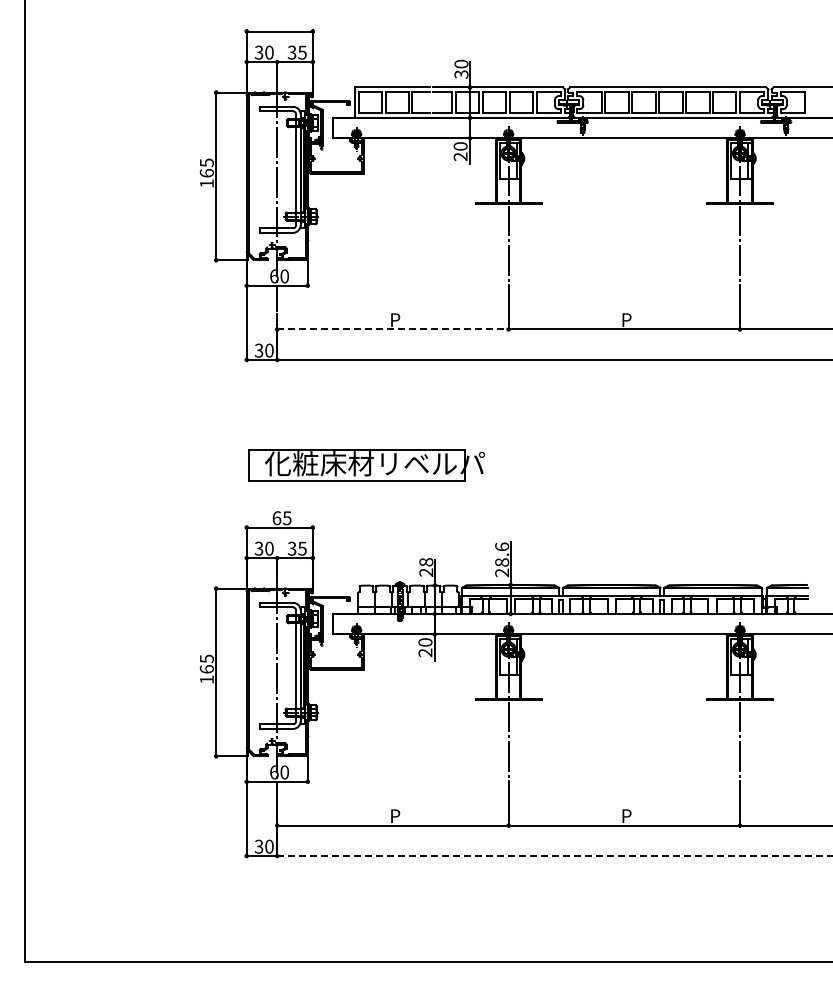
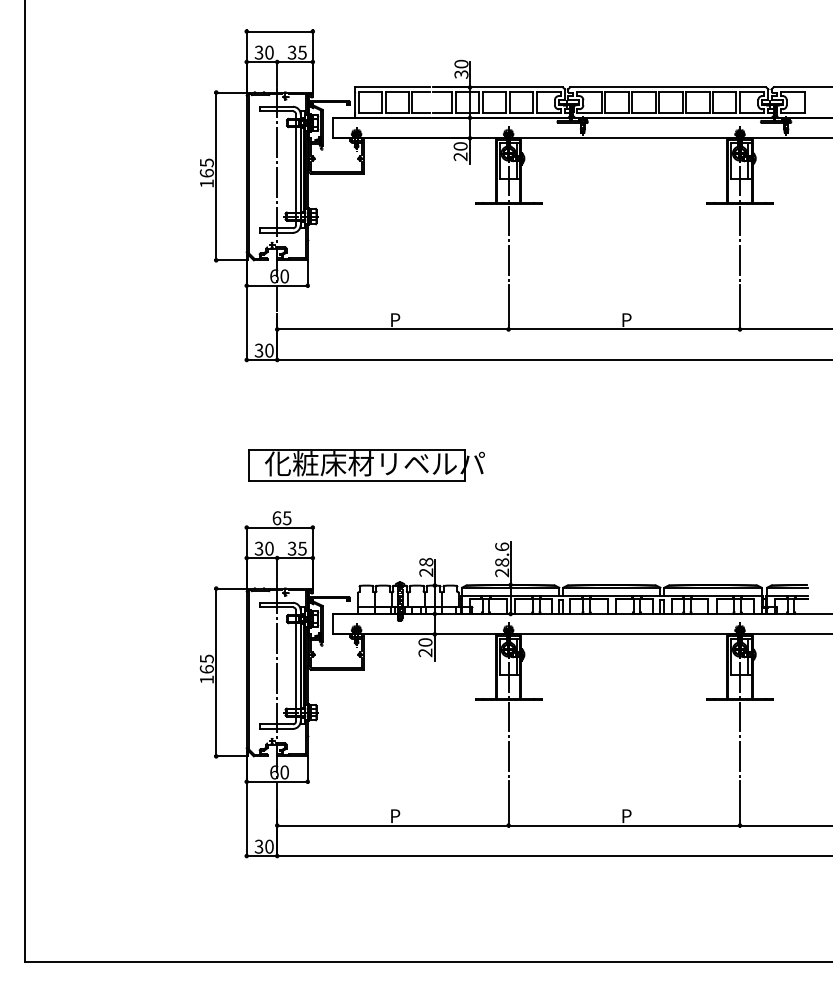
line: dashed -> solid (392, 329)
line: dashed -> solid (555, 856)
